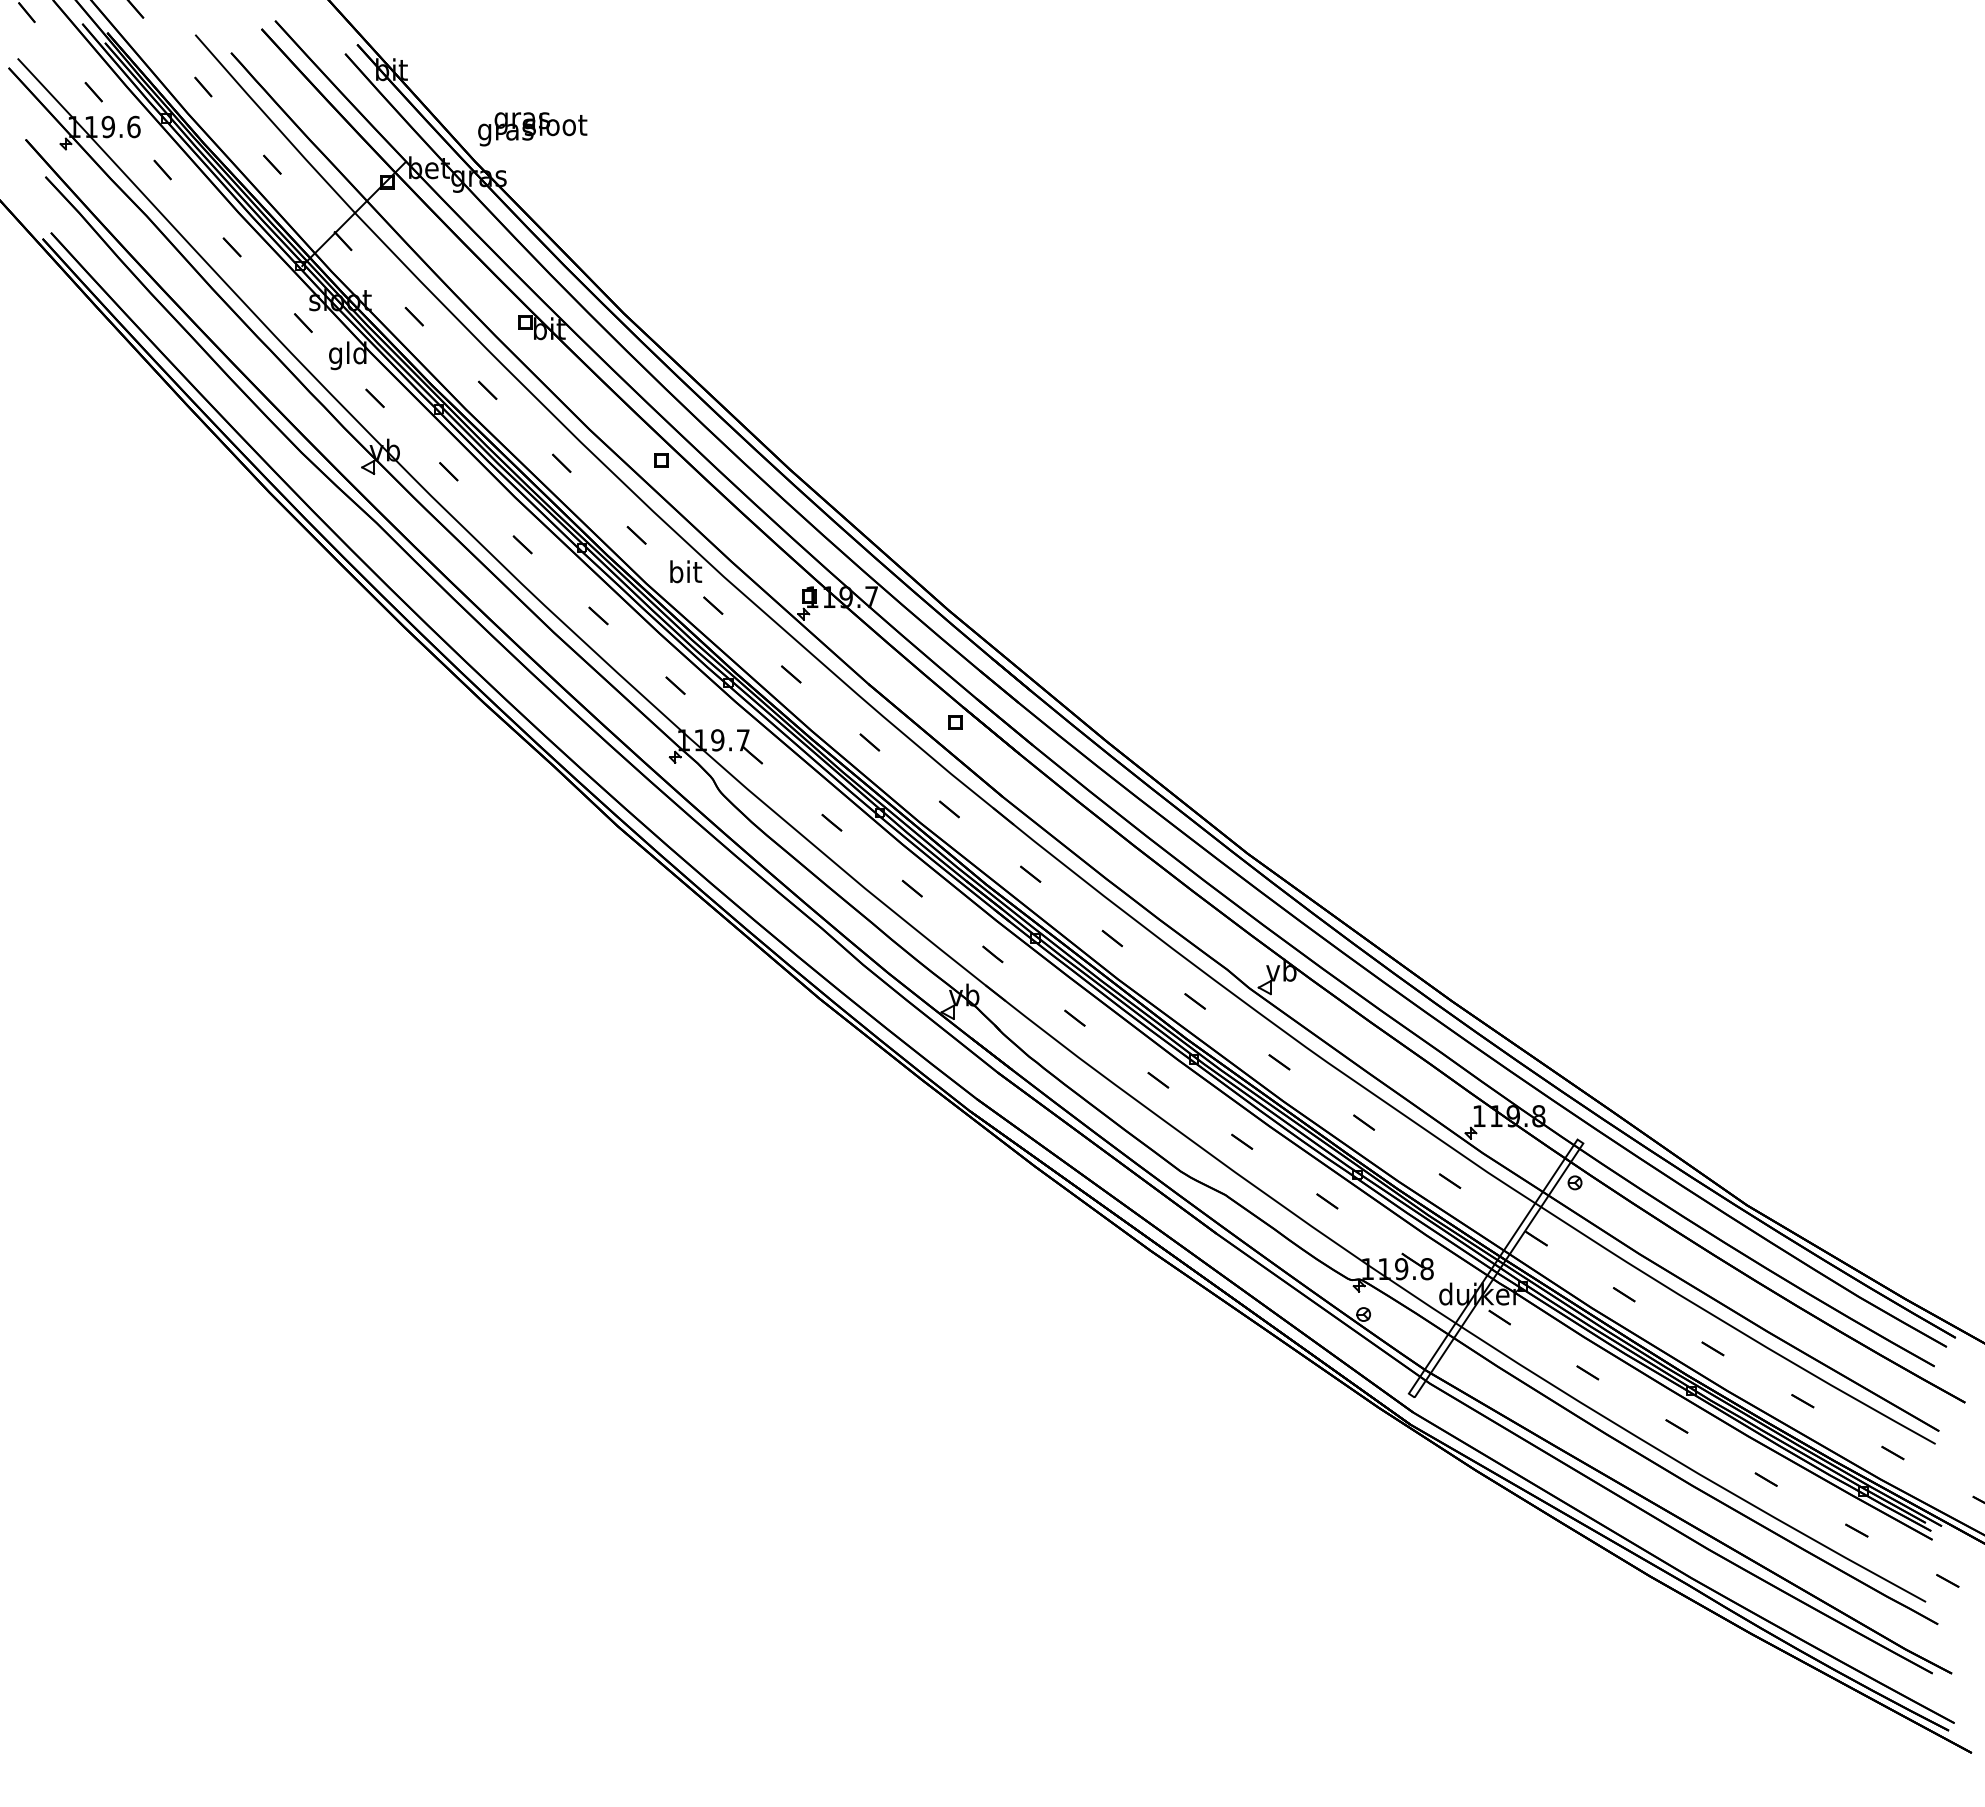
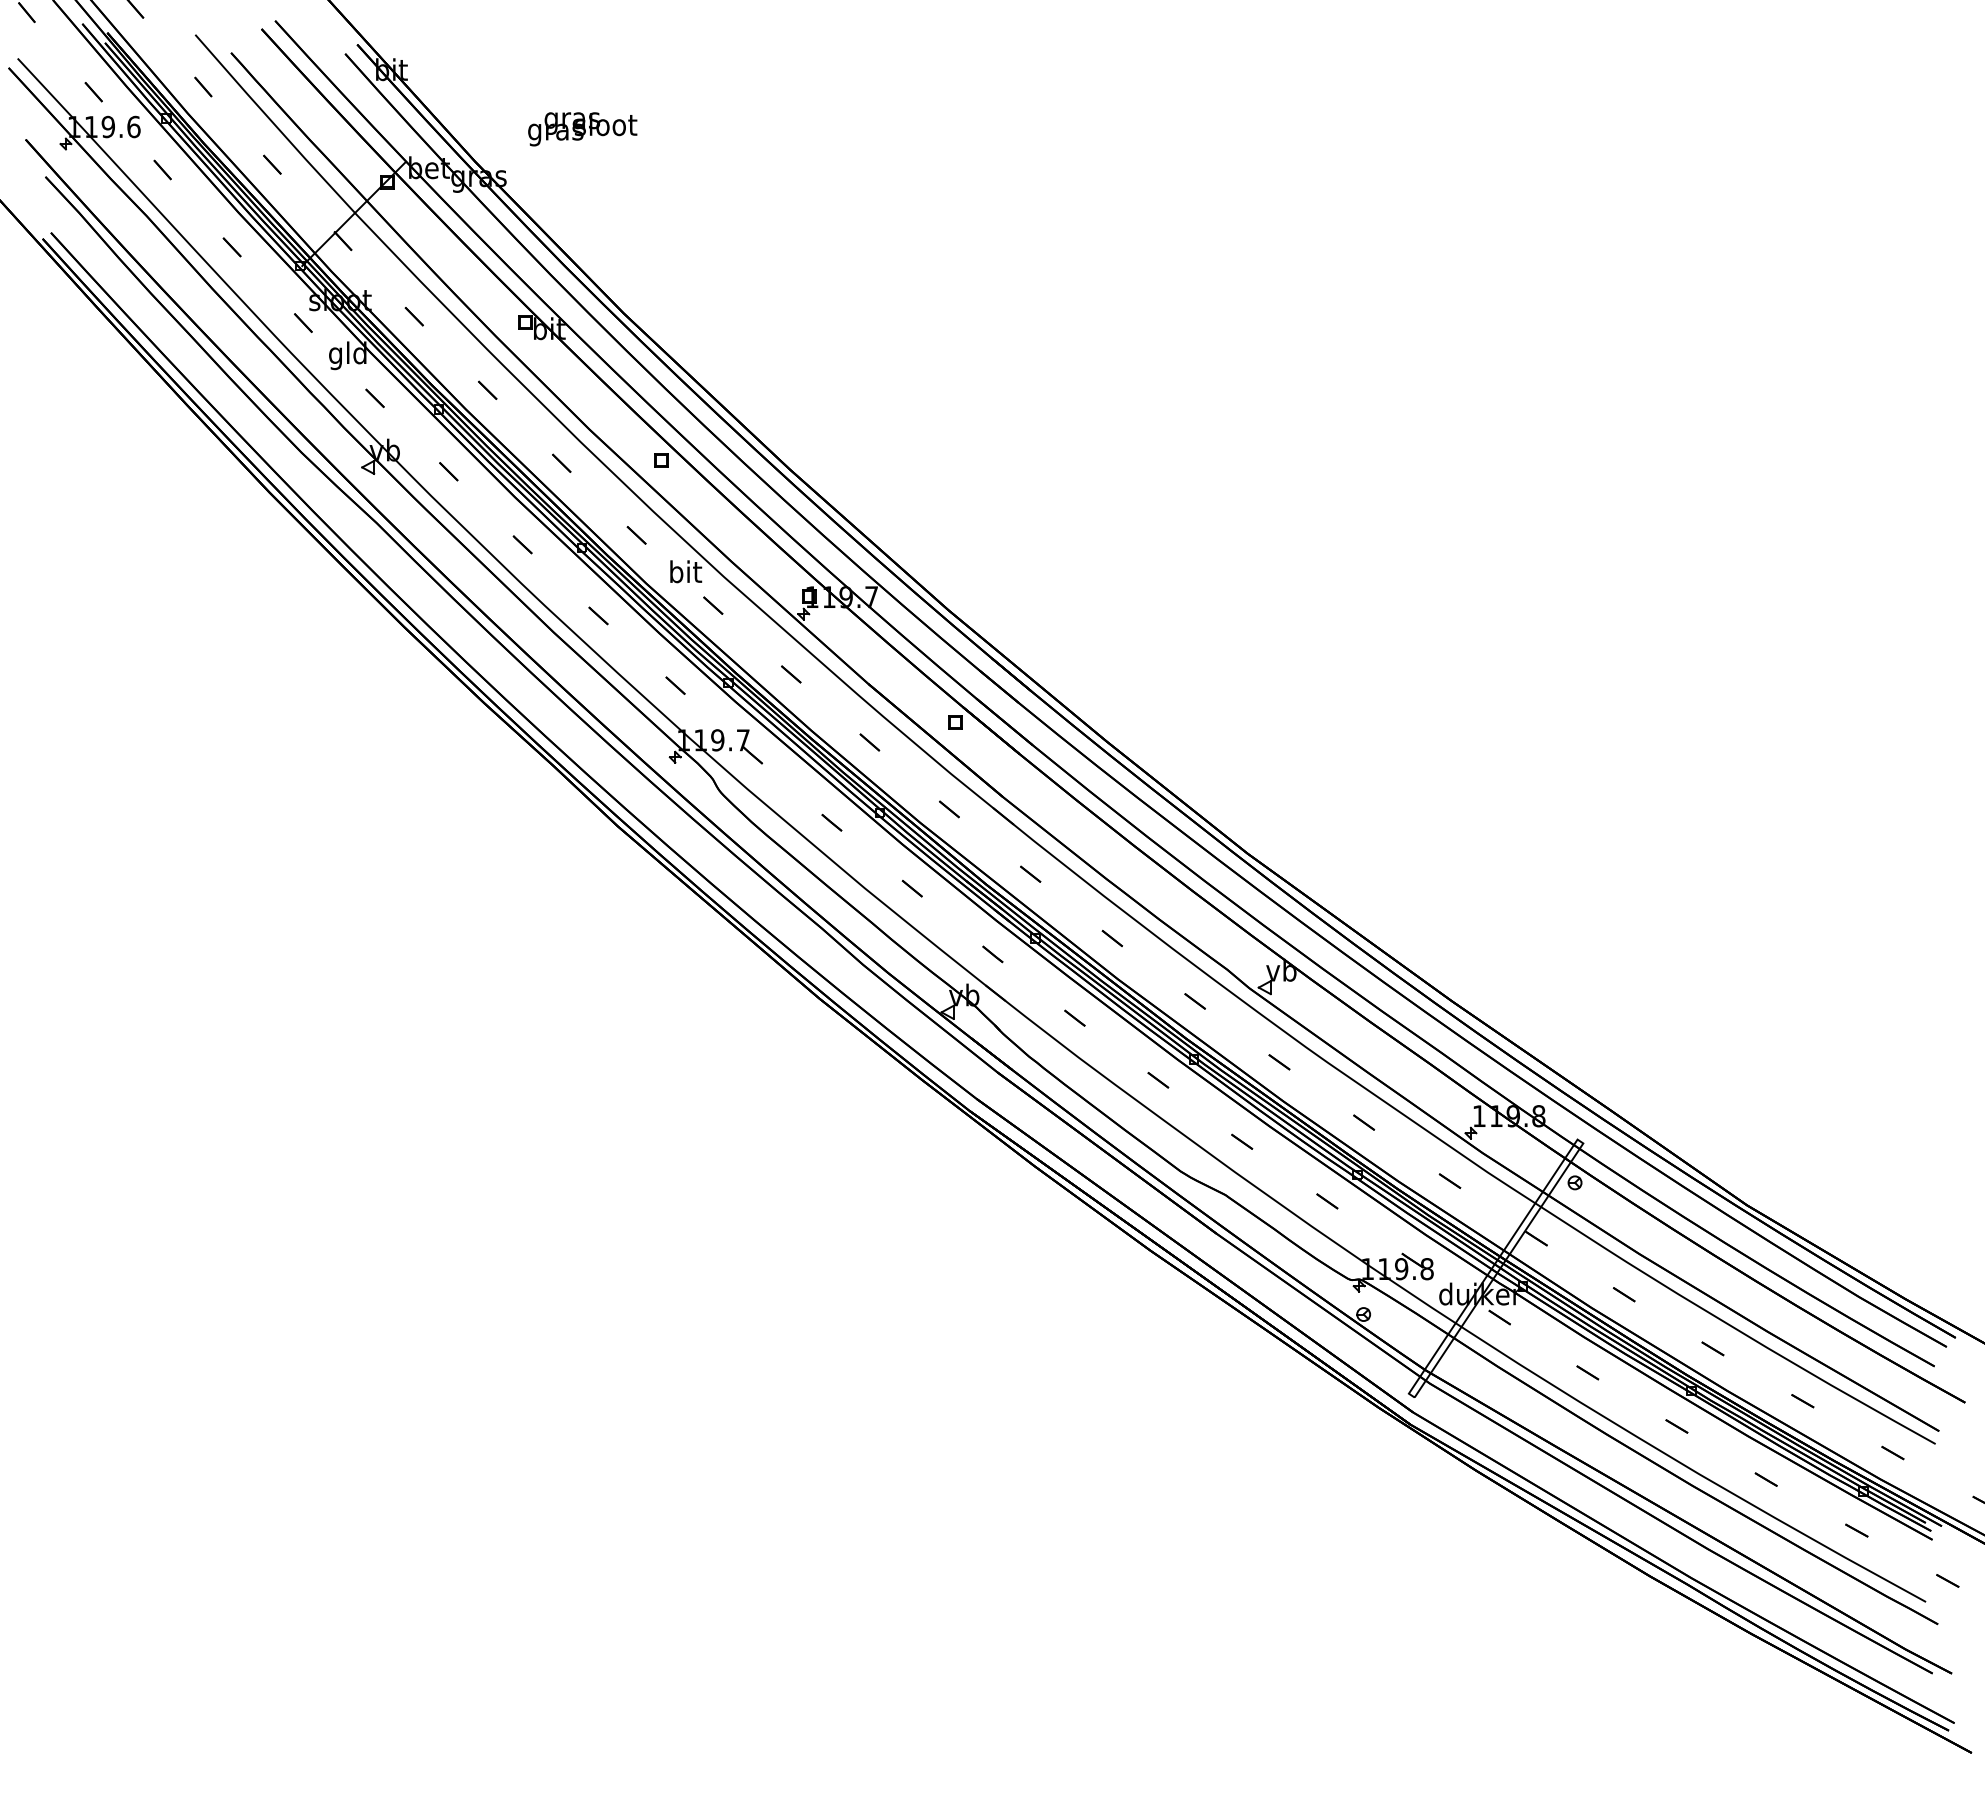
text position: (532, 129) -> (582, 129) (582, 129)
